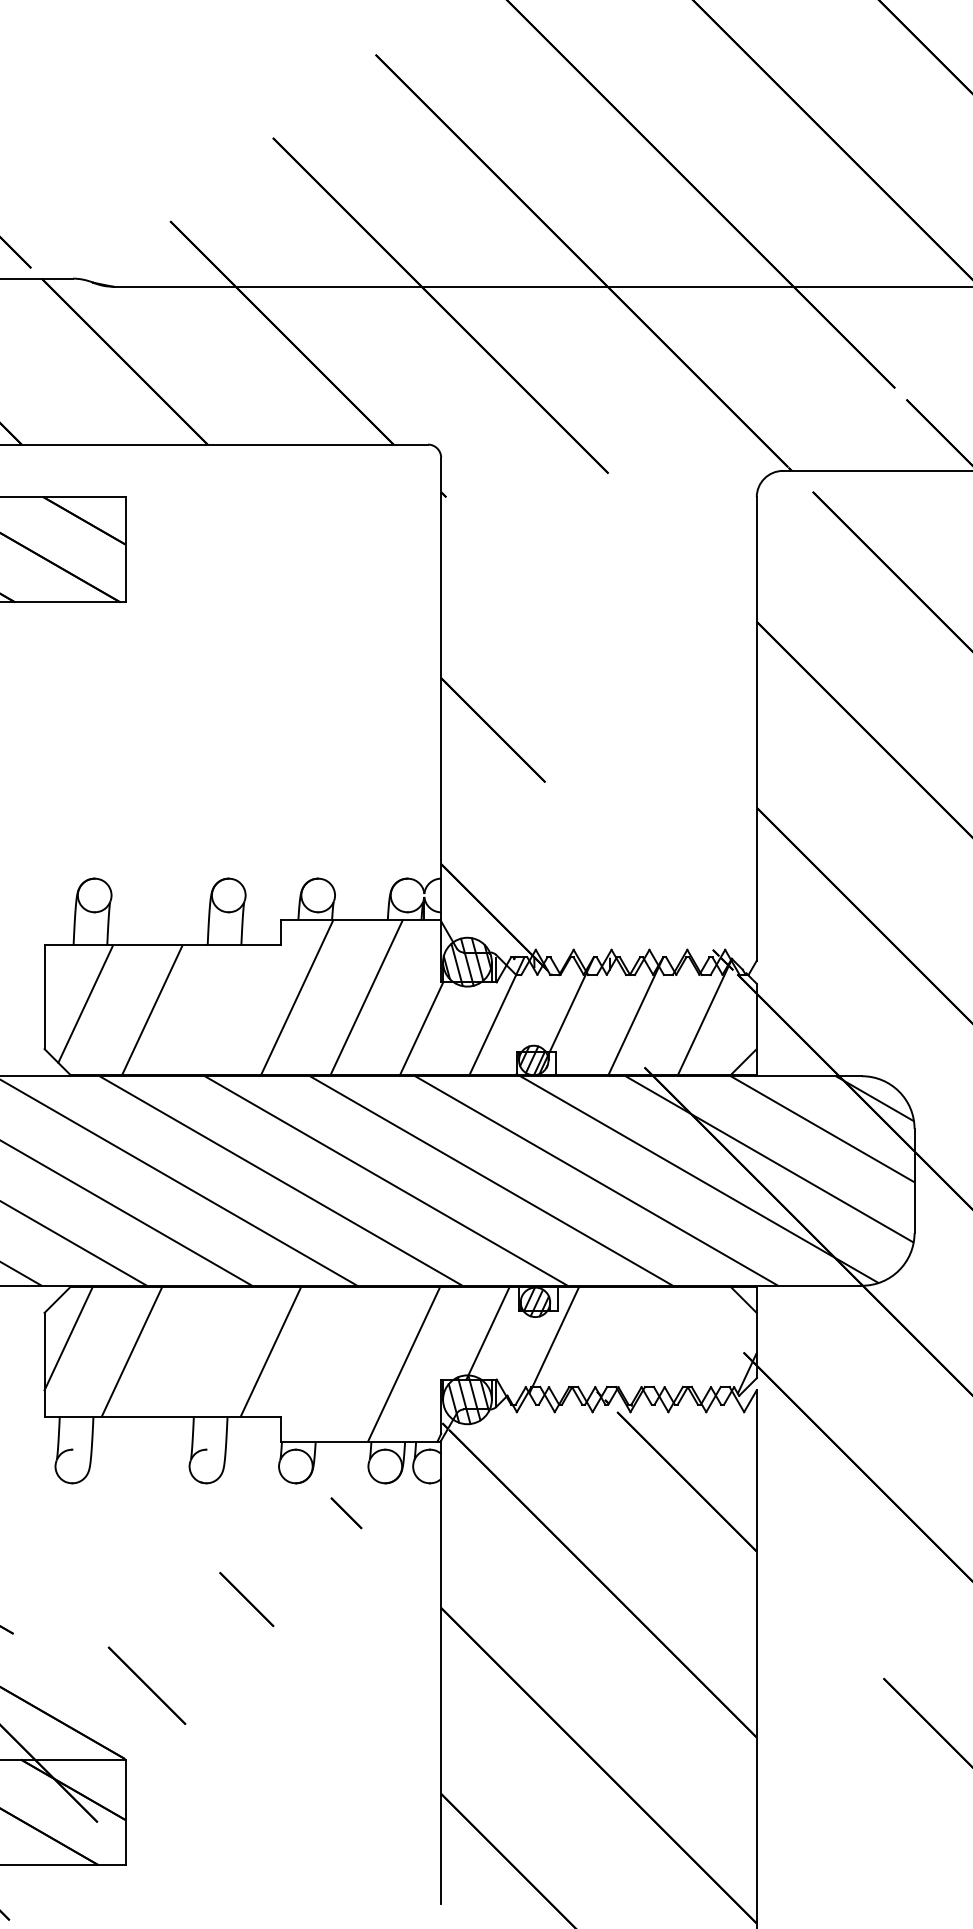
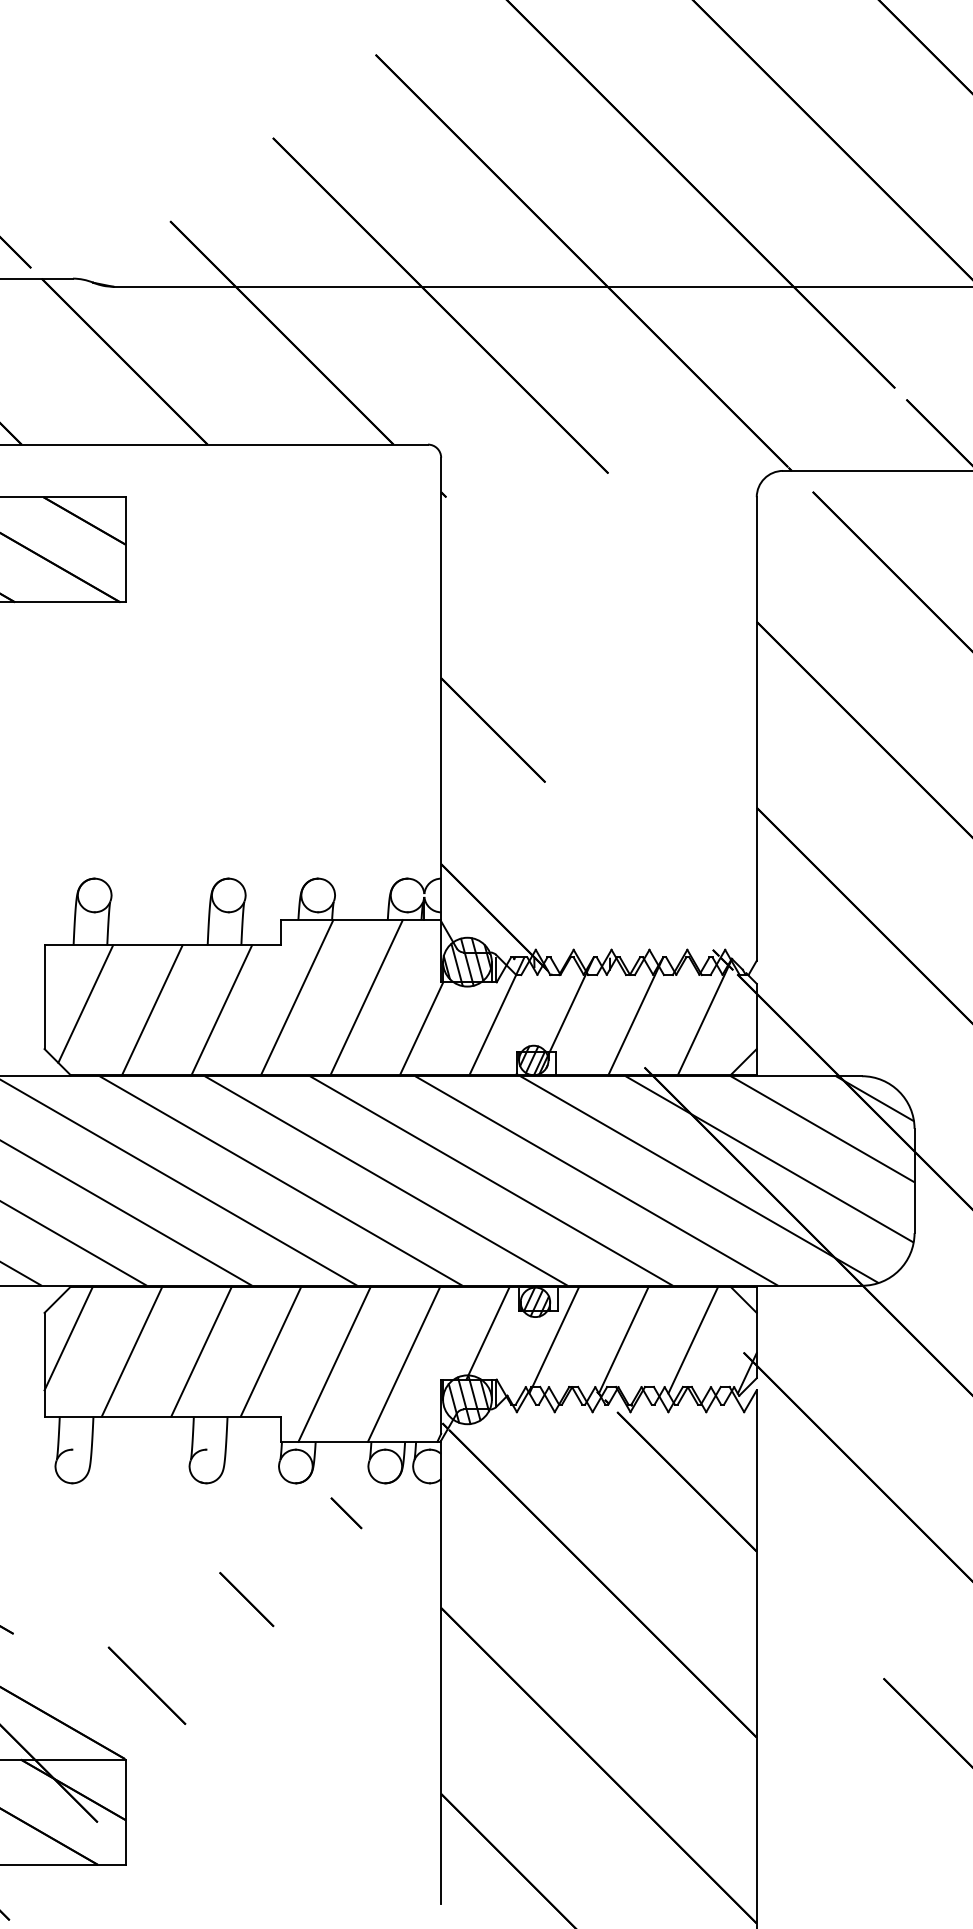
line: none -> present (221, 1010)
line: none -> present (623, 1339)
line: none -> present (693, 1339)
line: none -> present (201, 1351)
line: none -> present (334, 1363)
